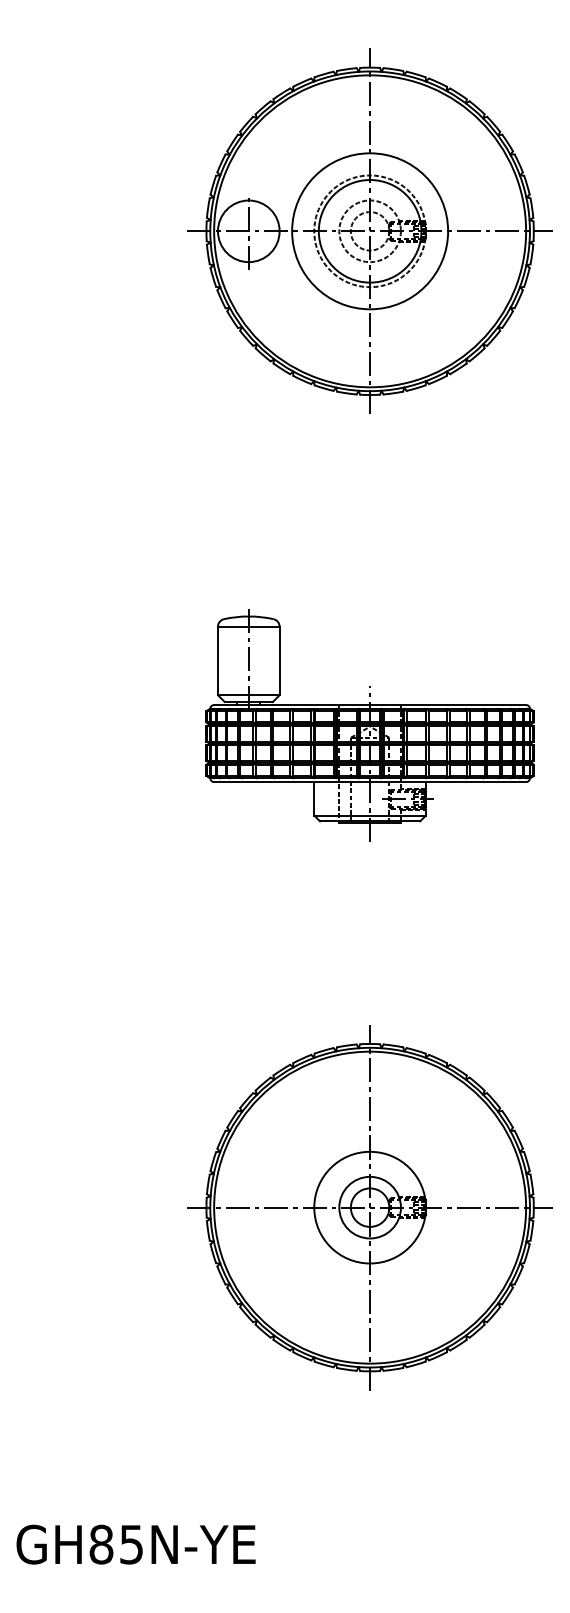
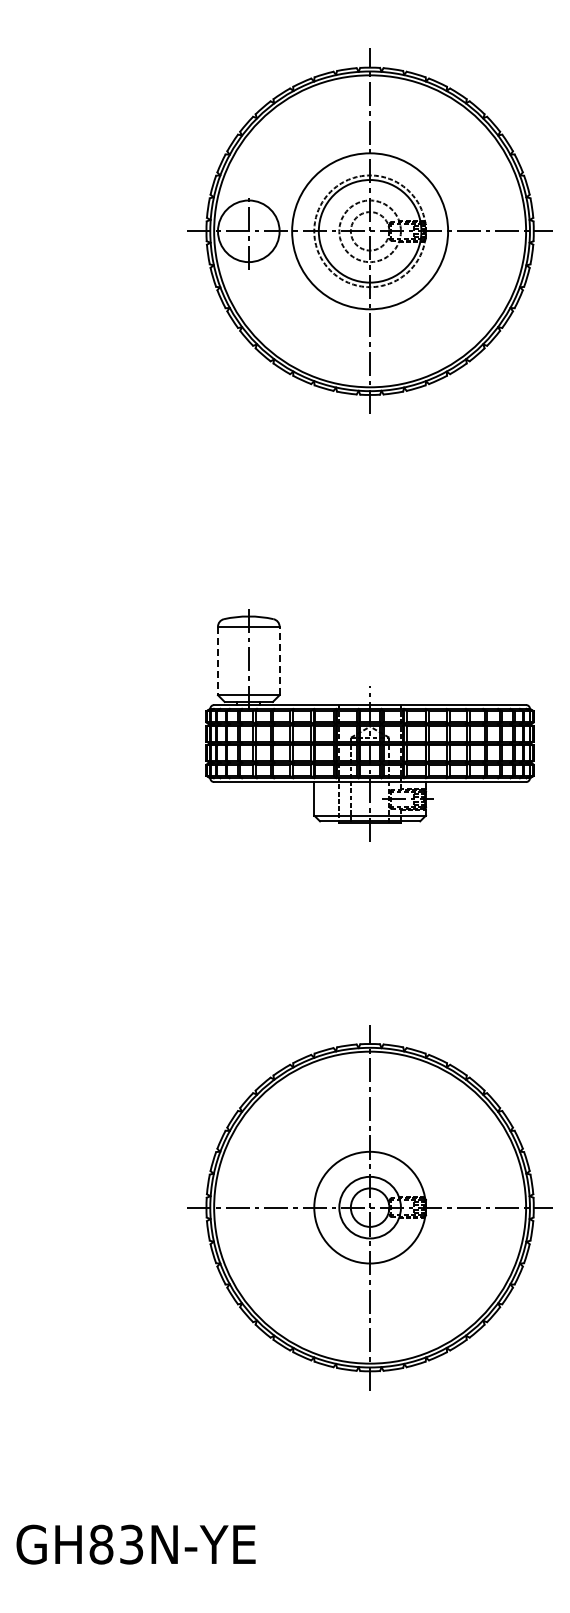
line: solid -> dashed (279, 660)
line: solid -> dashed (218, 661)
text: GH85N-YE -> GH83N-YE (132, 1544)
